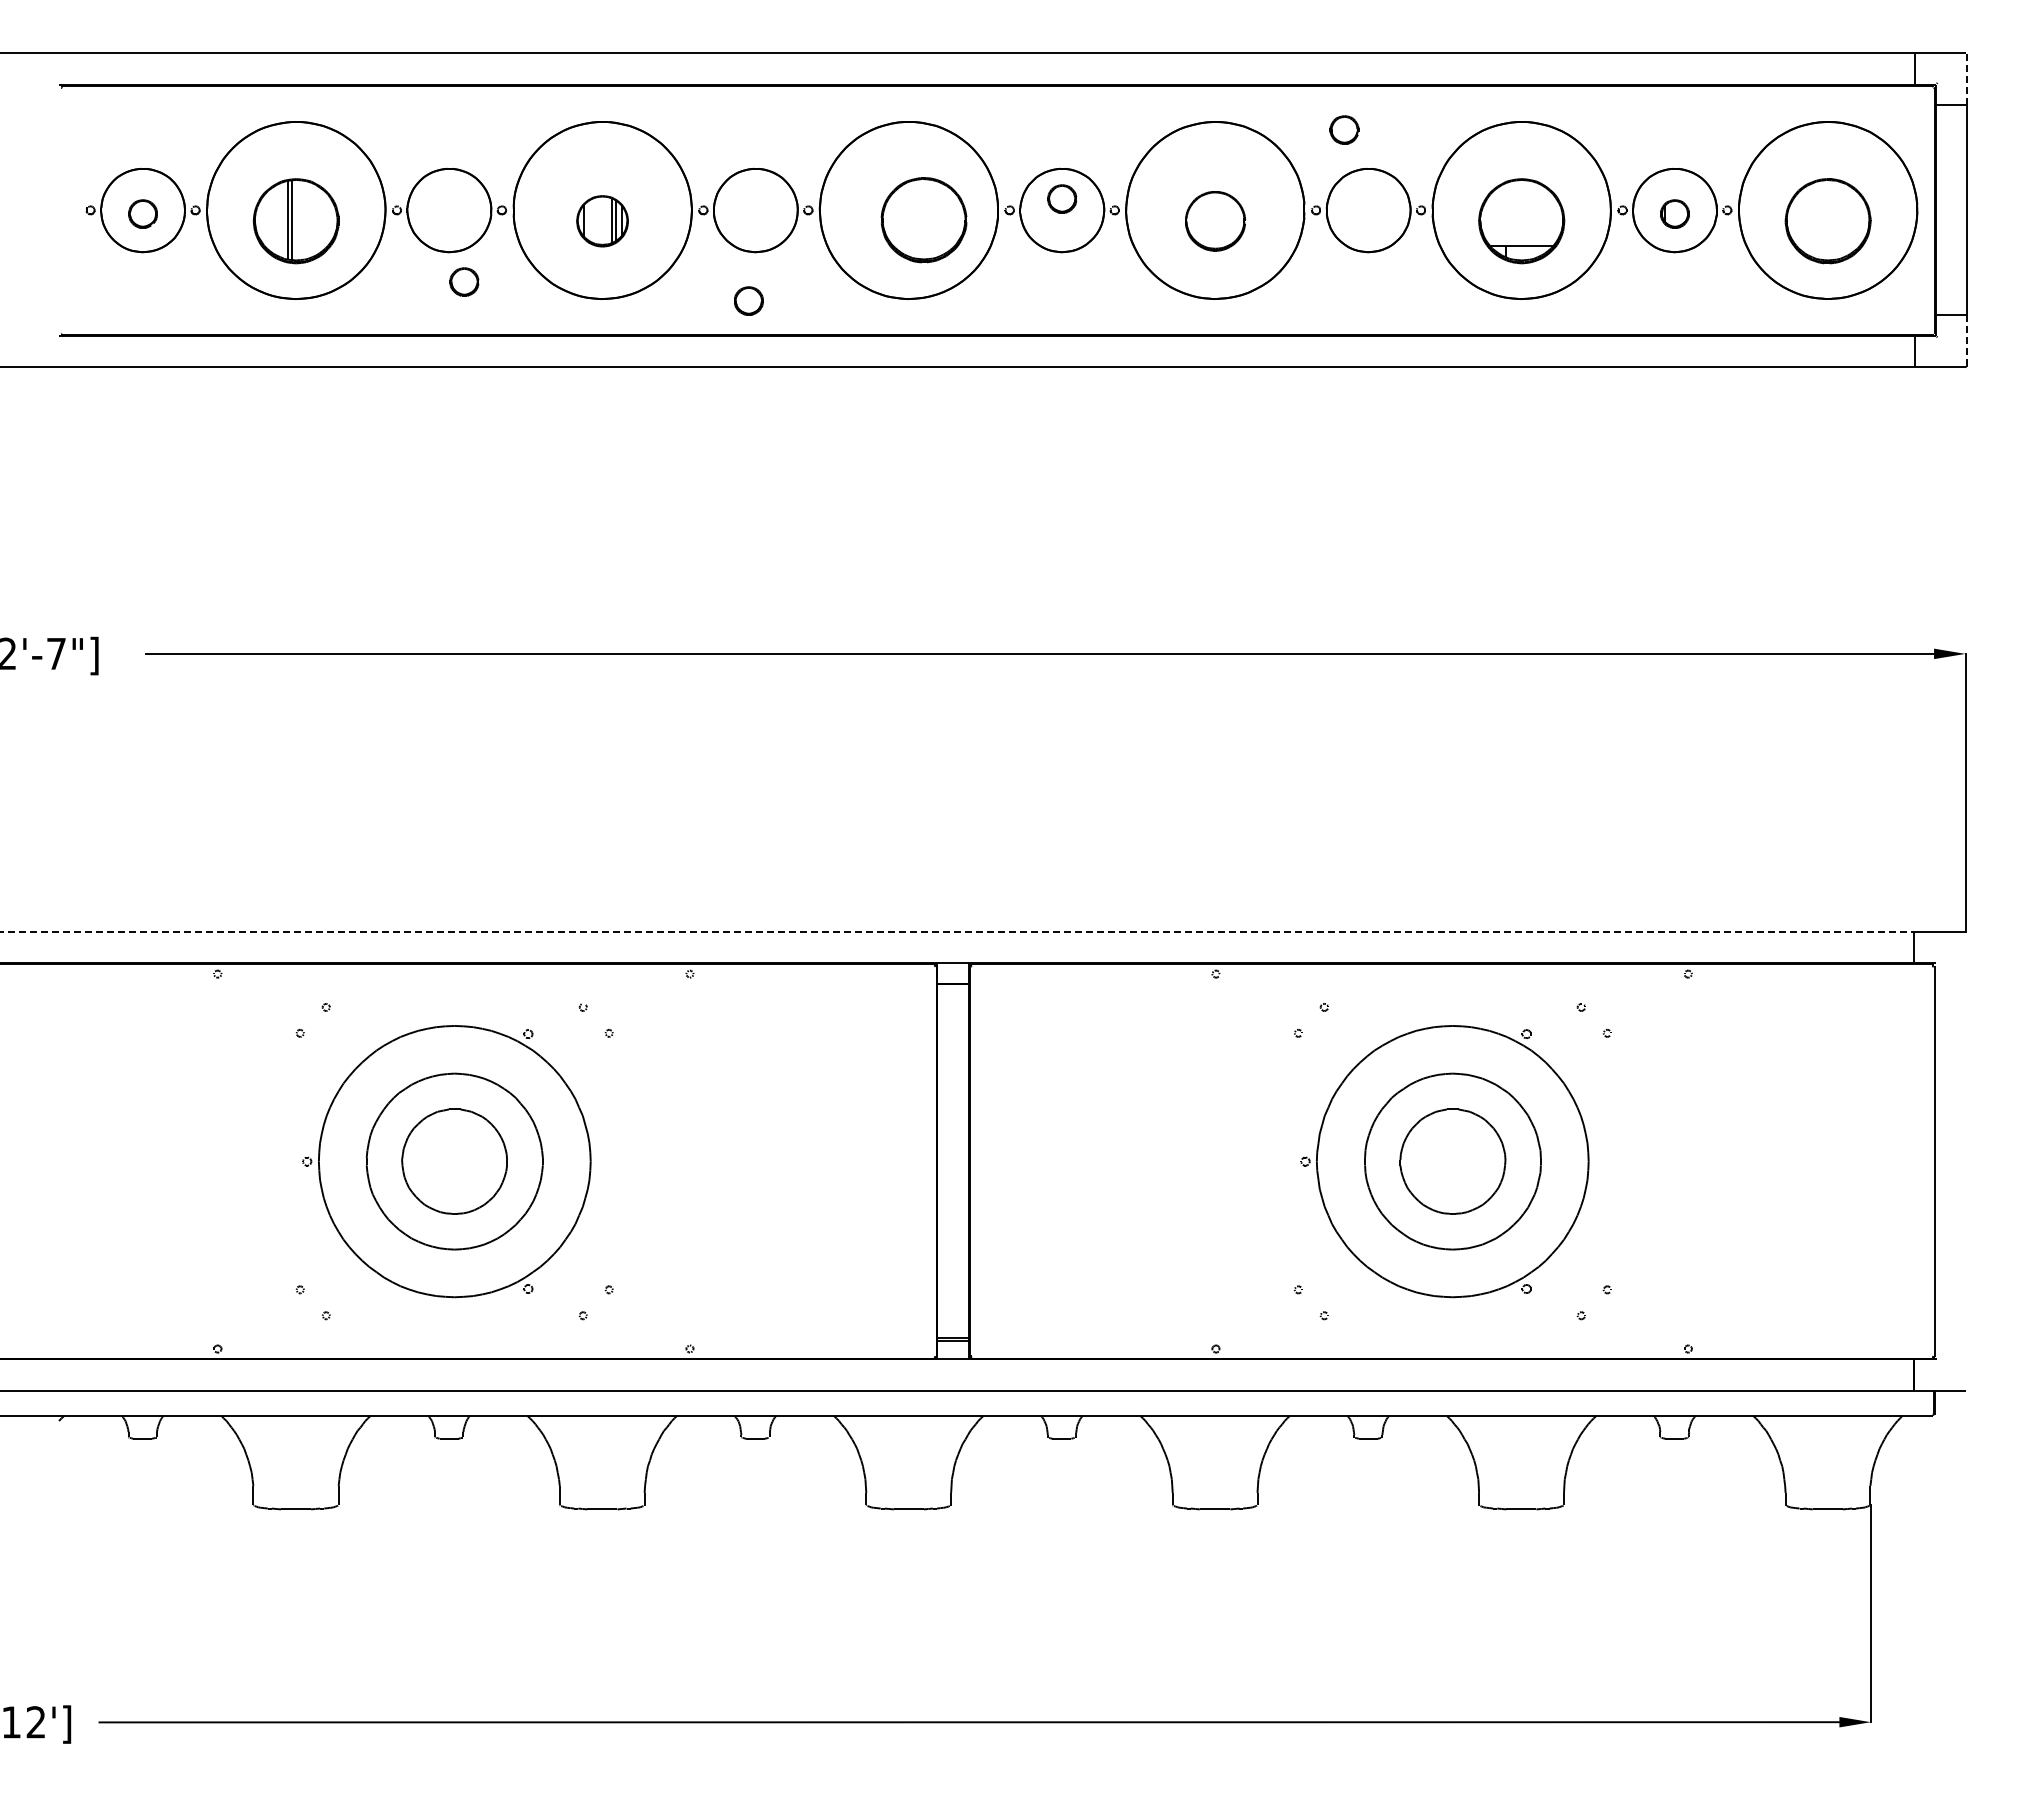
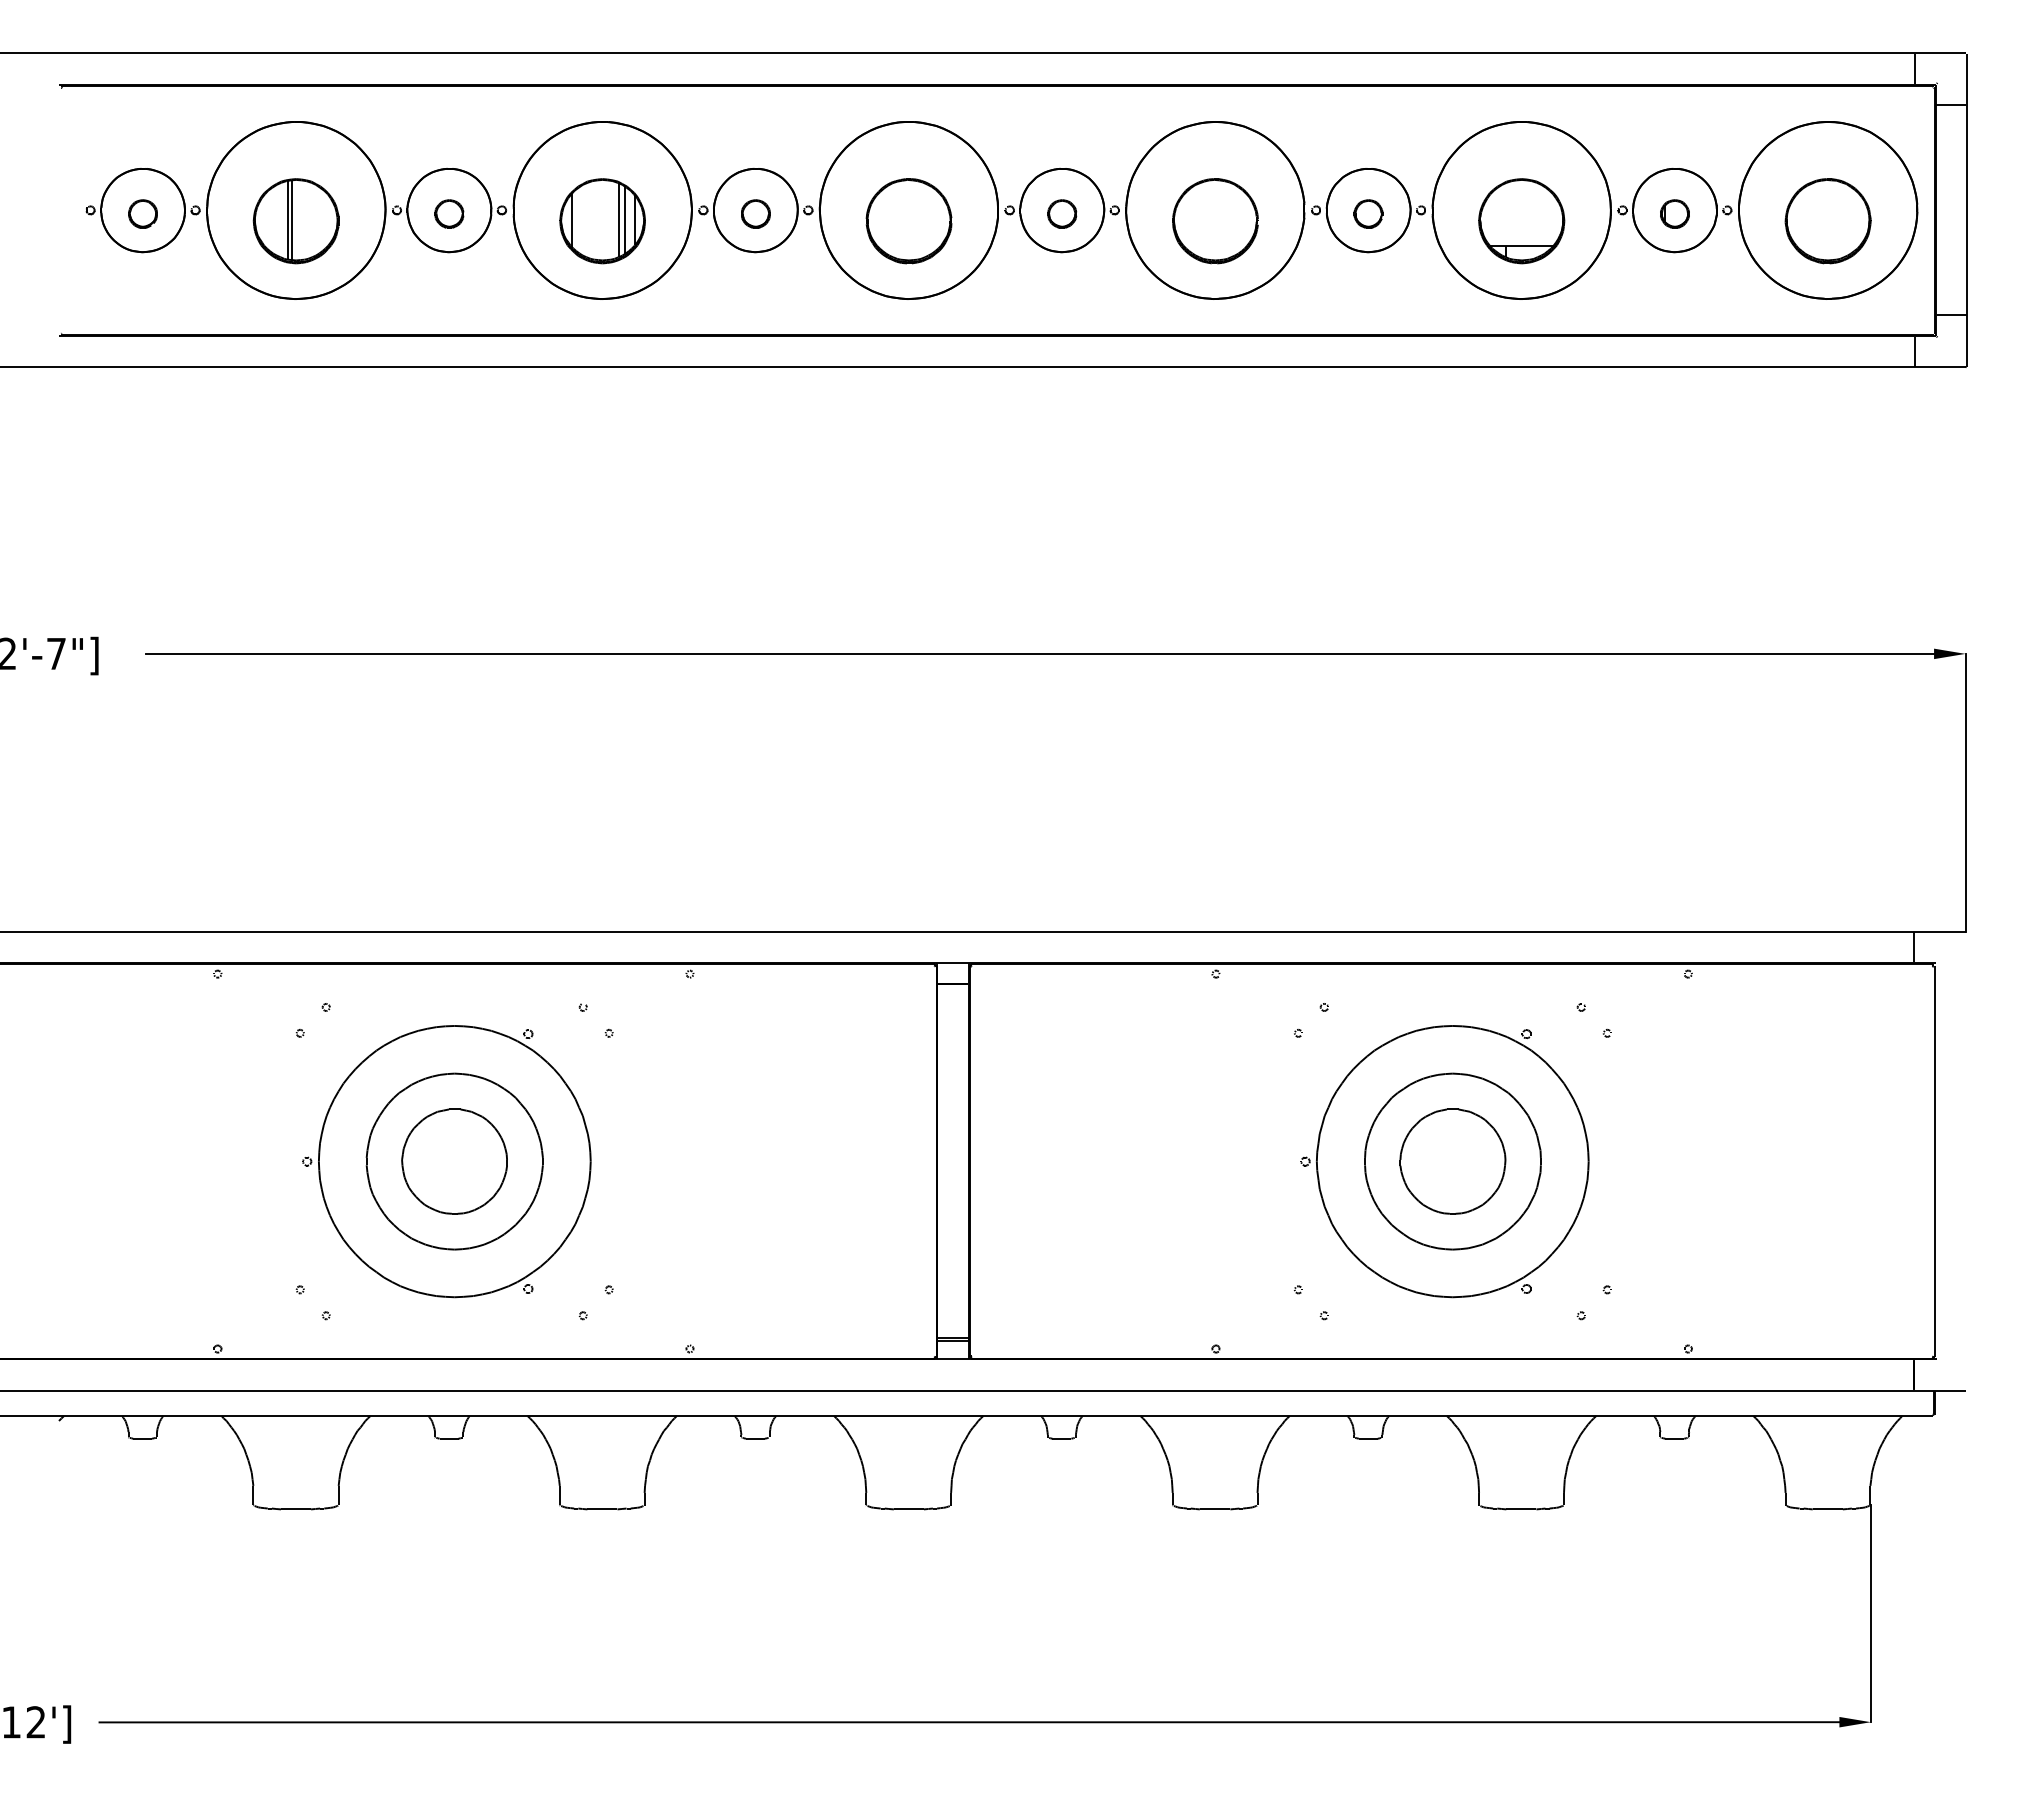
line: dashed -> solid (1967, 79)
part position: (1344, 129) -> (1368, 213) (1368, 213)
part position: (1062, 198) -> (1062, 213) (1062, 213)
part position: (923, 220) -> (908, 221) (908, 221)
part size: 53x53 px -> 87x87 px (602, 221)
part size: 62x61 px -> 87x87 px (1215, 221)
part position: (464, 281) -> (449, 213) (449, 213)
part position: (748, 300) -> (755, 213) (755, 213)
line: dashed -> solid (1967, 339)
line: dashed -> solid (957, 932)
